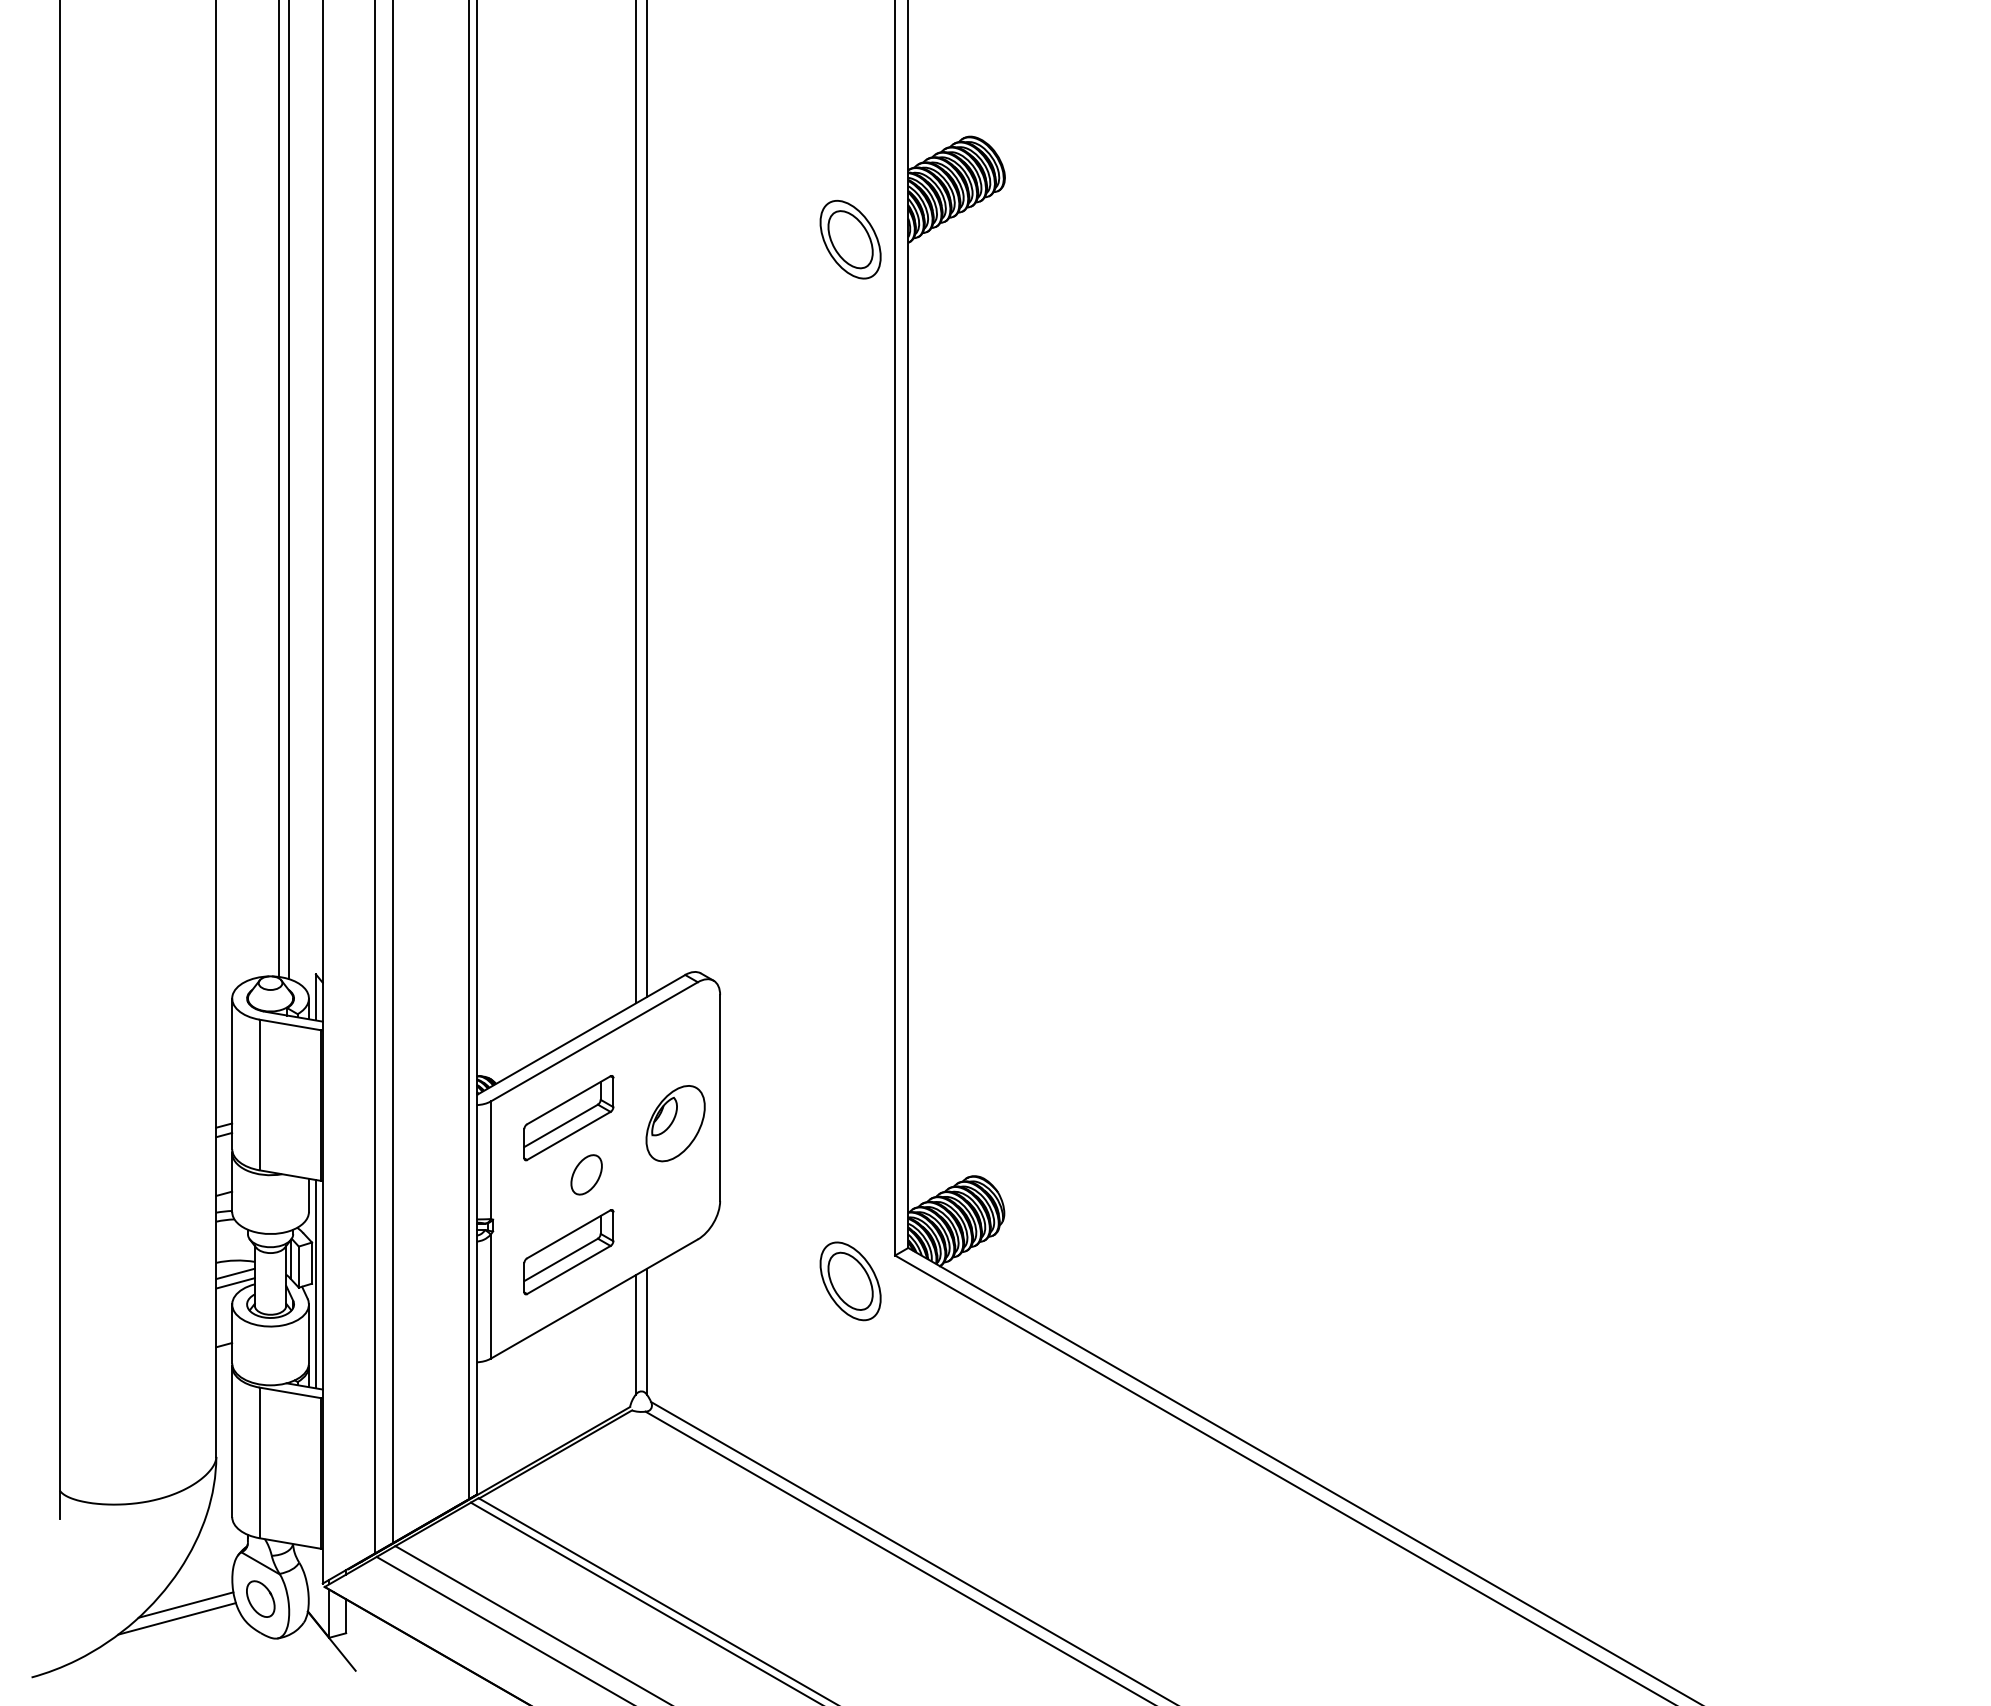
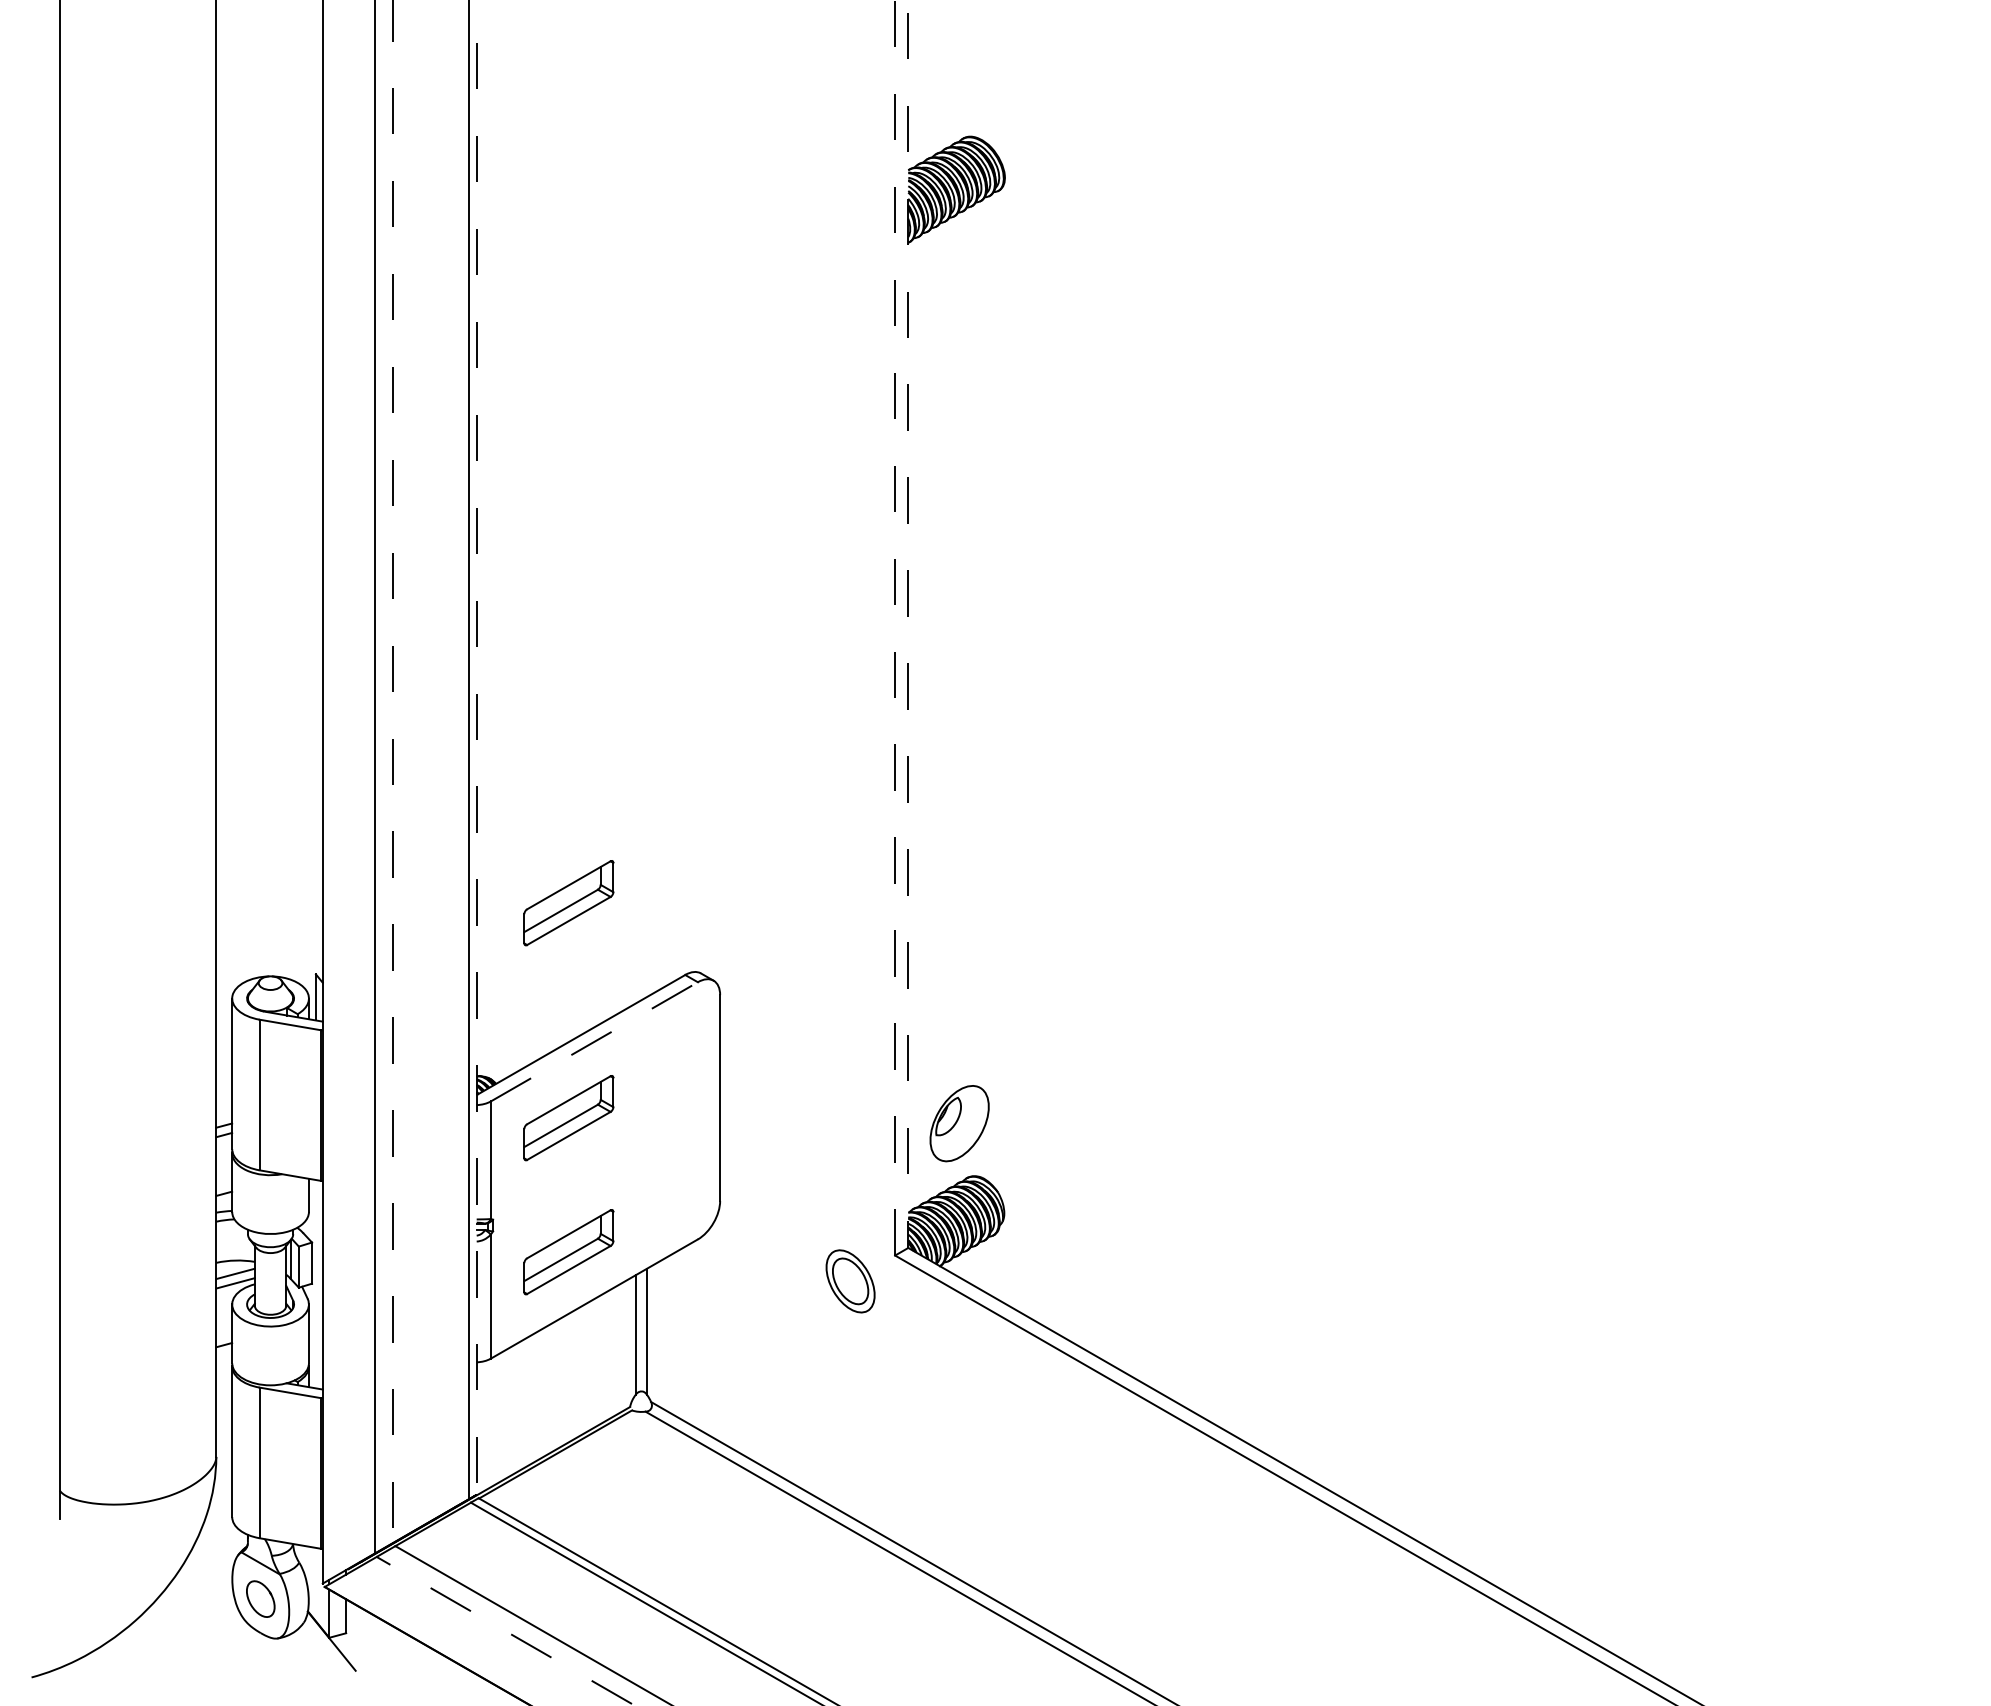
part: present -> none (850, 239)
line: present -> none (278, 489)
line: present -> none (289, 490)
line: present -> none (646, 499)
line: present -> none (635, 502)
line: solid -> dashed (908, 624)
line: solid -> dashed (895, 627)
line: solid -> dashed (476, 747)
line: solid -> dashed (393, 771)
part: none -> present (568, 903)
line: solid -> dashed (594, 1041)
part position: (675, 1123) -> (959, 1123) (959, 1123)
part: present -> none (586, 1174)
part size: 63x81 px -> 51x65 px (850, 1281)
line: present -> none (315, 1284)
line: present -> none (185, 1604)
line: present -> none (176, 1618)
line: solid -> dashed (505, 1631)
